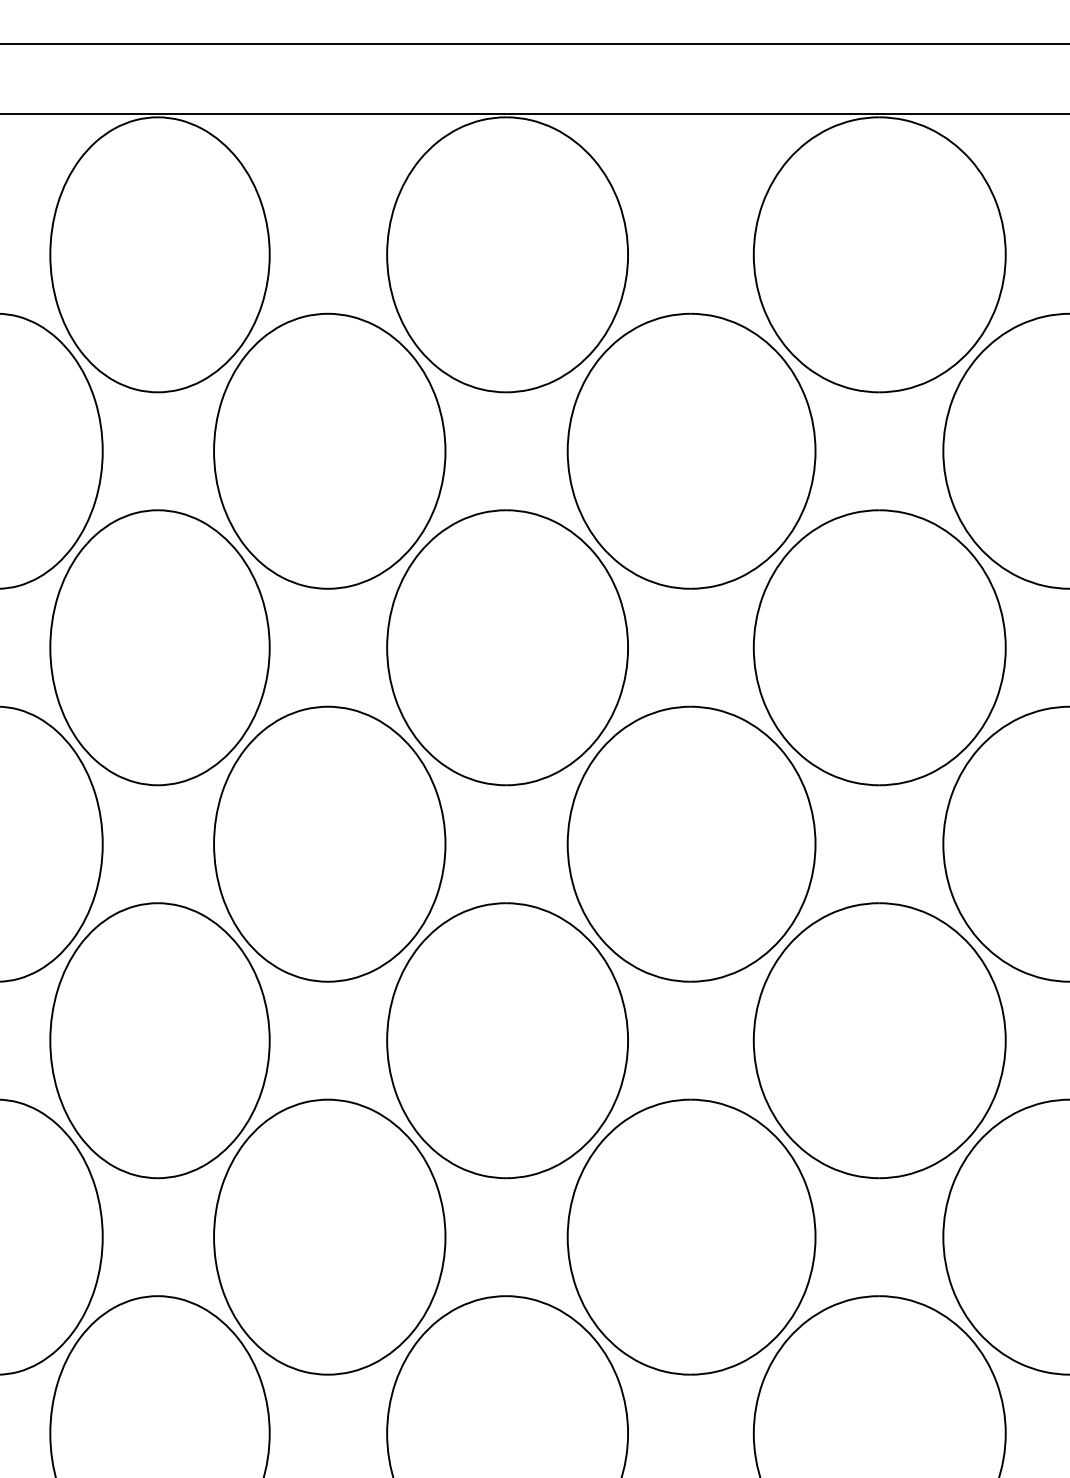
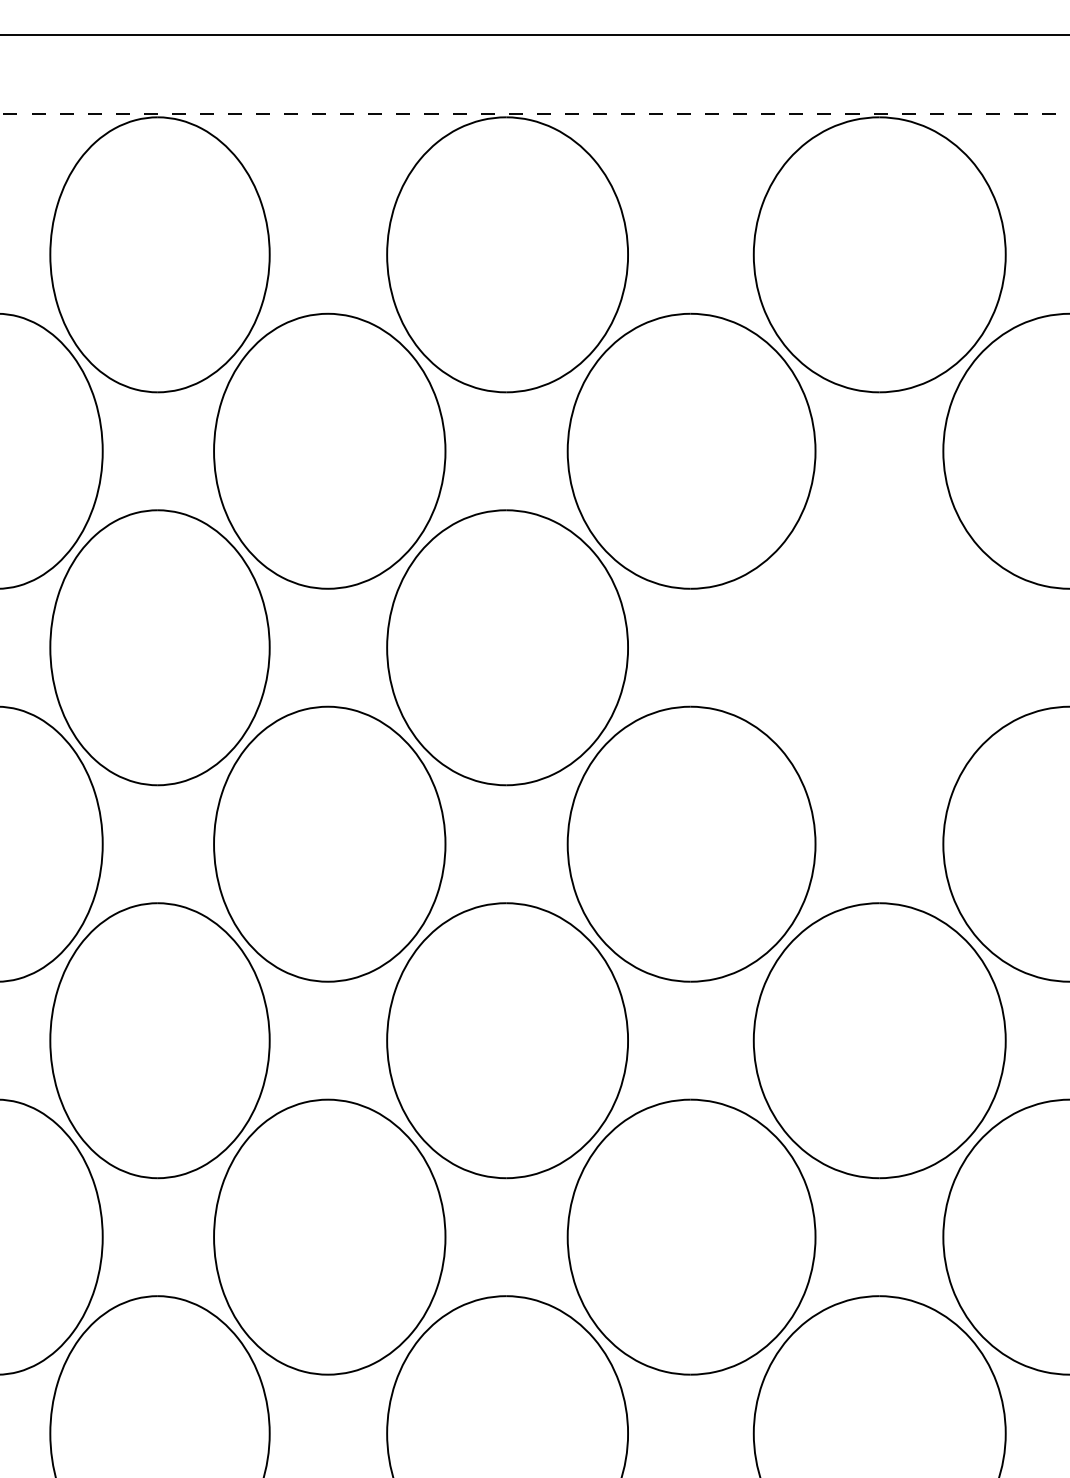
line position: (534, 44) -> (534, 35) (534, 35)
line: solid -> dashed (535, 114)
part: present -> none (879, 647)
